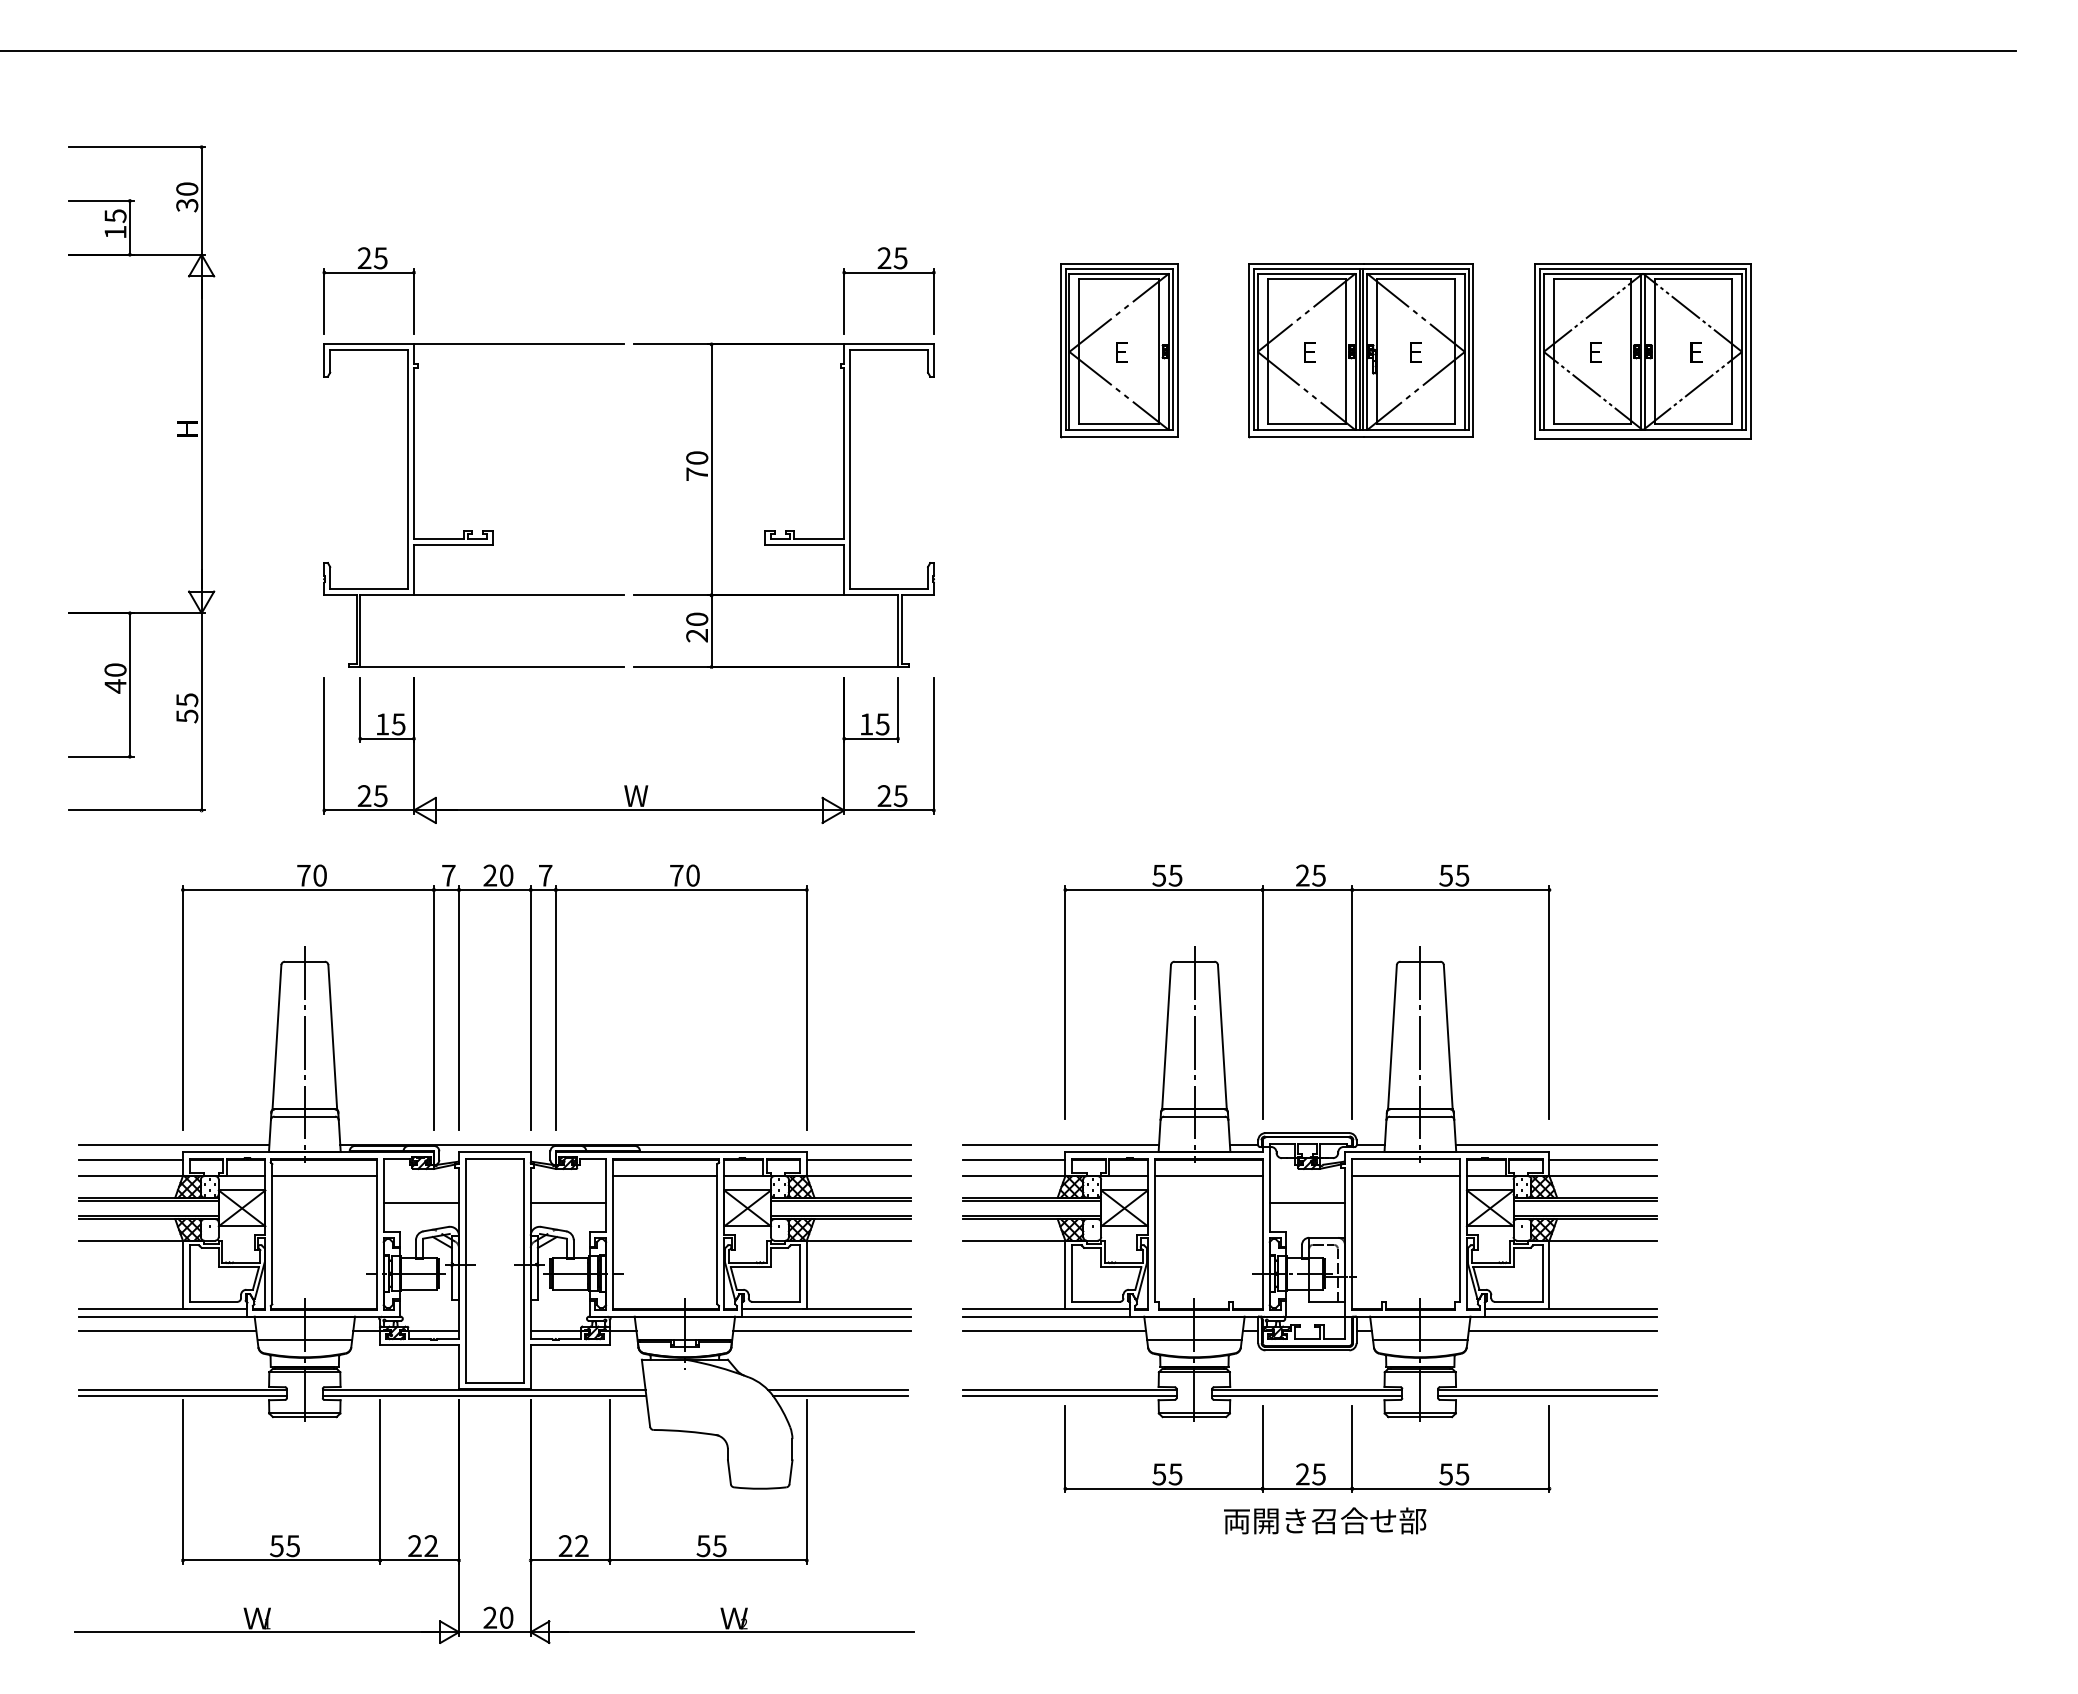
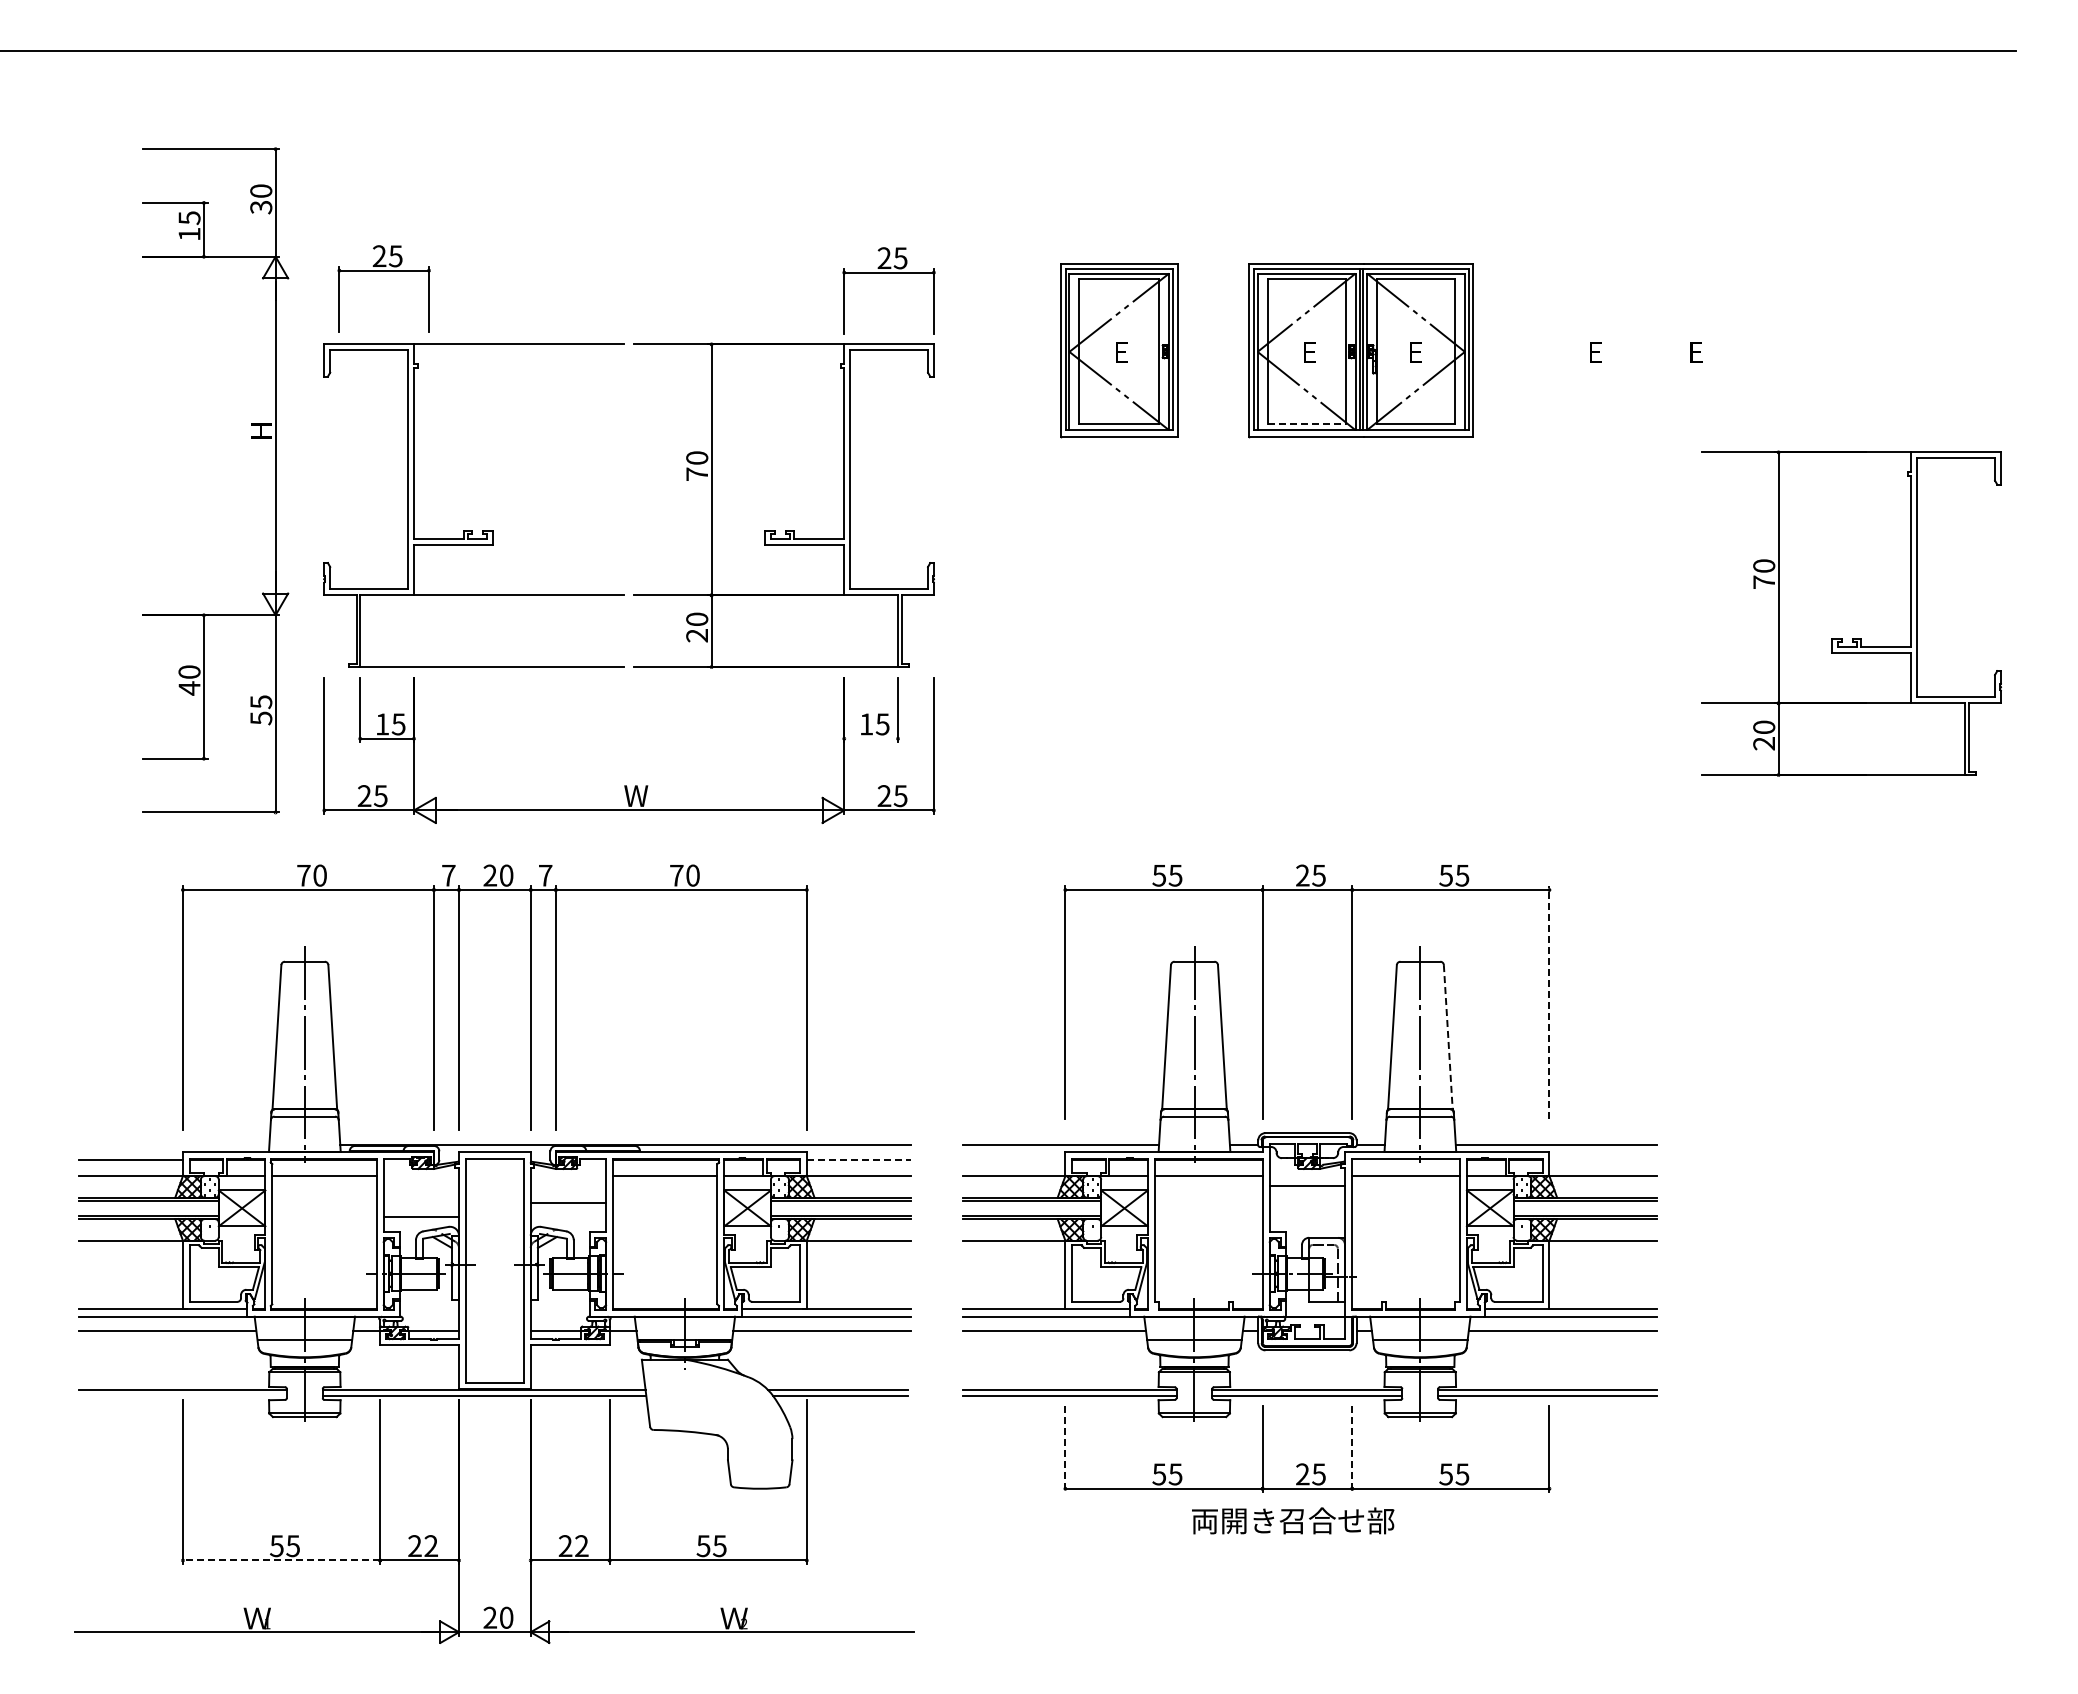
part position: (368, 273) -> (383, 271) (383, 271)
part: present -> none (1642, 351)
line: solid -> dashed (1307, 423)
part position: (177, 436) -> (251, 438) (251, 438)
part: none -> present (1850, 613)
line: present -> none (871, 738)
line: solid -> dashed (1549, 1002)
line: solid -> dashed (1448, 1036)
line: present -> none (173, 1144)
line: solid -> dashed (858, 1159)
line: present -> none (1014, 1159)
line: present -> none (1602, 1159)
line position: (421, 1202) -> (421, 1216) (421, 1216)
line position: (1307, 1202) -> (1307, 1185) (1307, 1185)
line: present -> none (182, 1395)
line: solid -> dashed (1065, 1449)
line: solid -> dashed (1352, 1449)
text position: (1325, 1520) -> (1293, 1520) (1293, 1520)
line: solid -> dashed (281, 1560)
